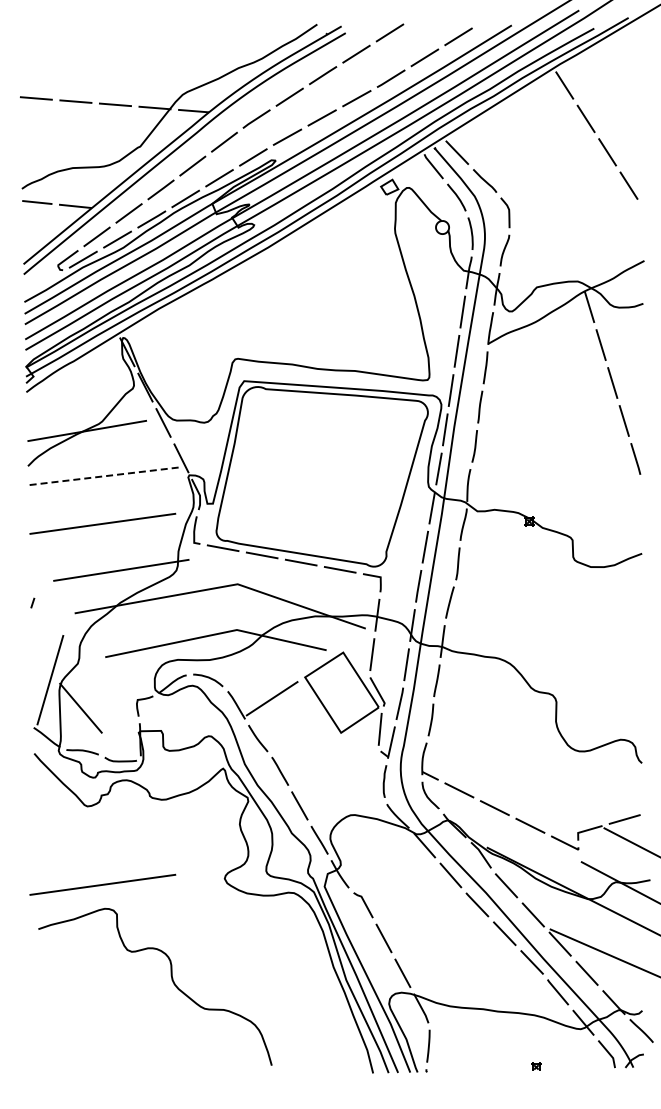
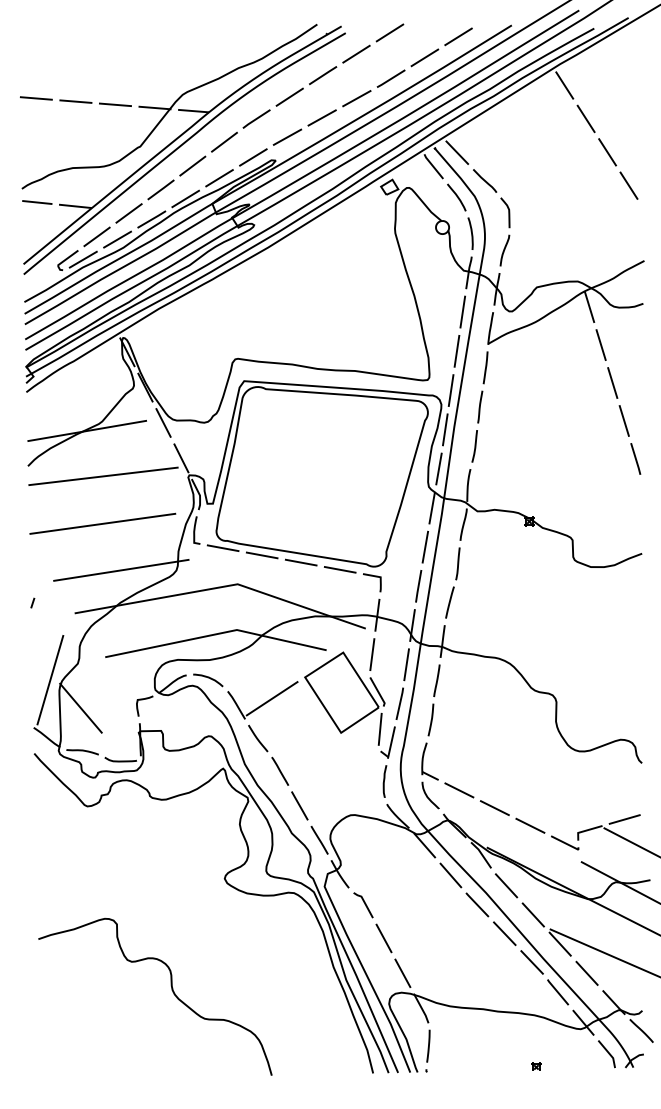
line: dashed -> solid (103, 476)
line: present -> none (102, 884)
part position: (171, 980) -> (171, 990) (171, 990)
